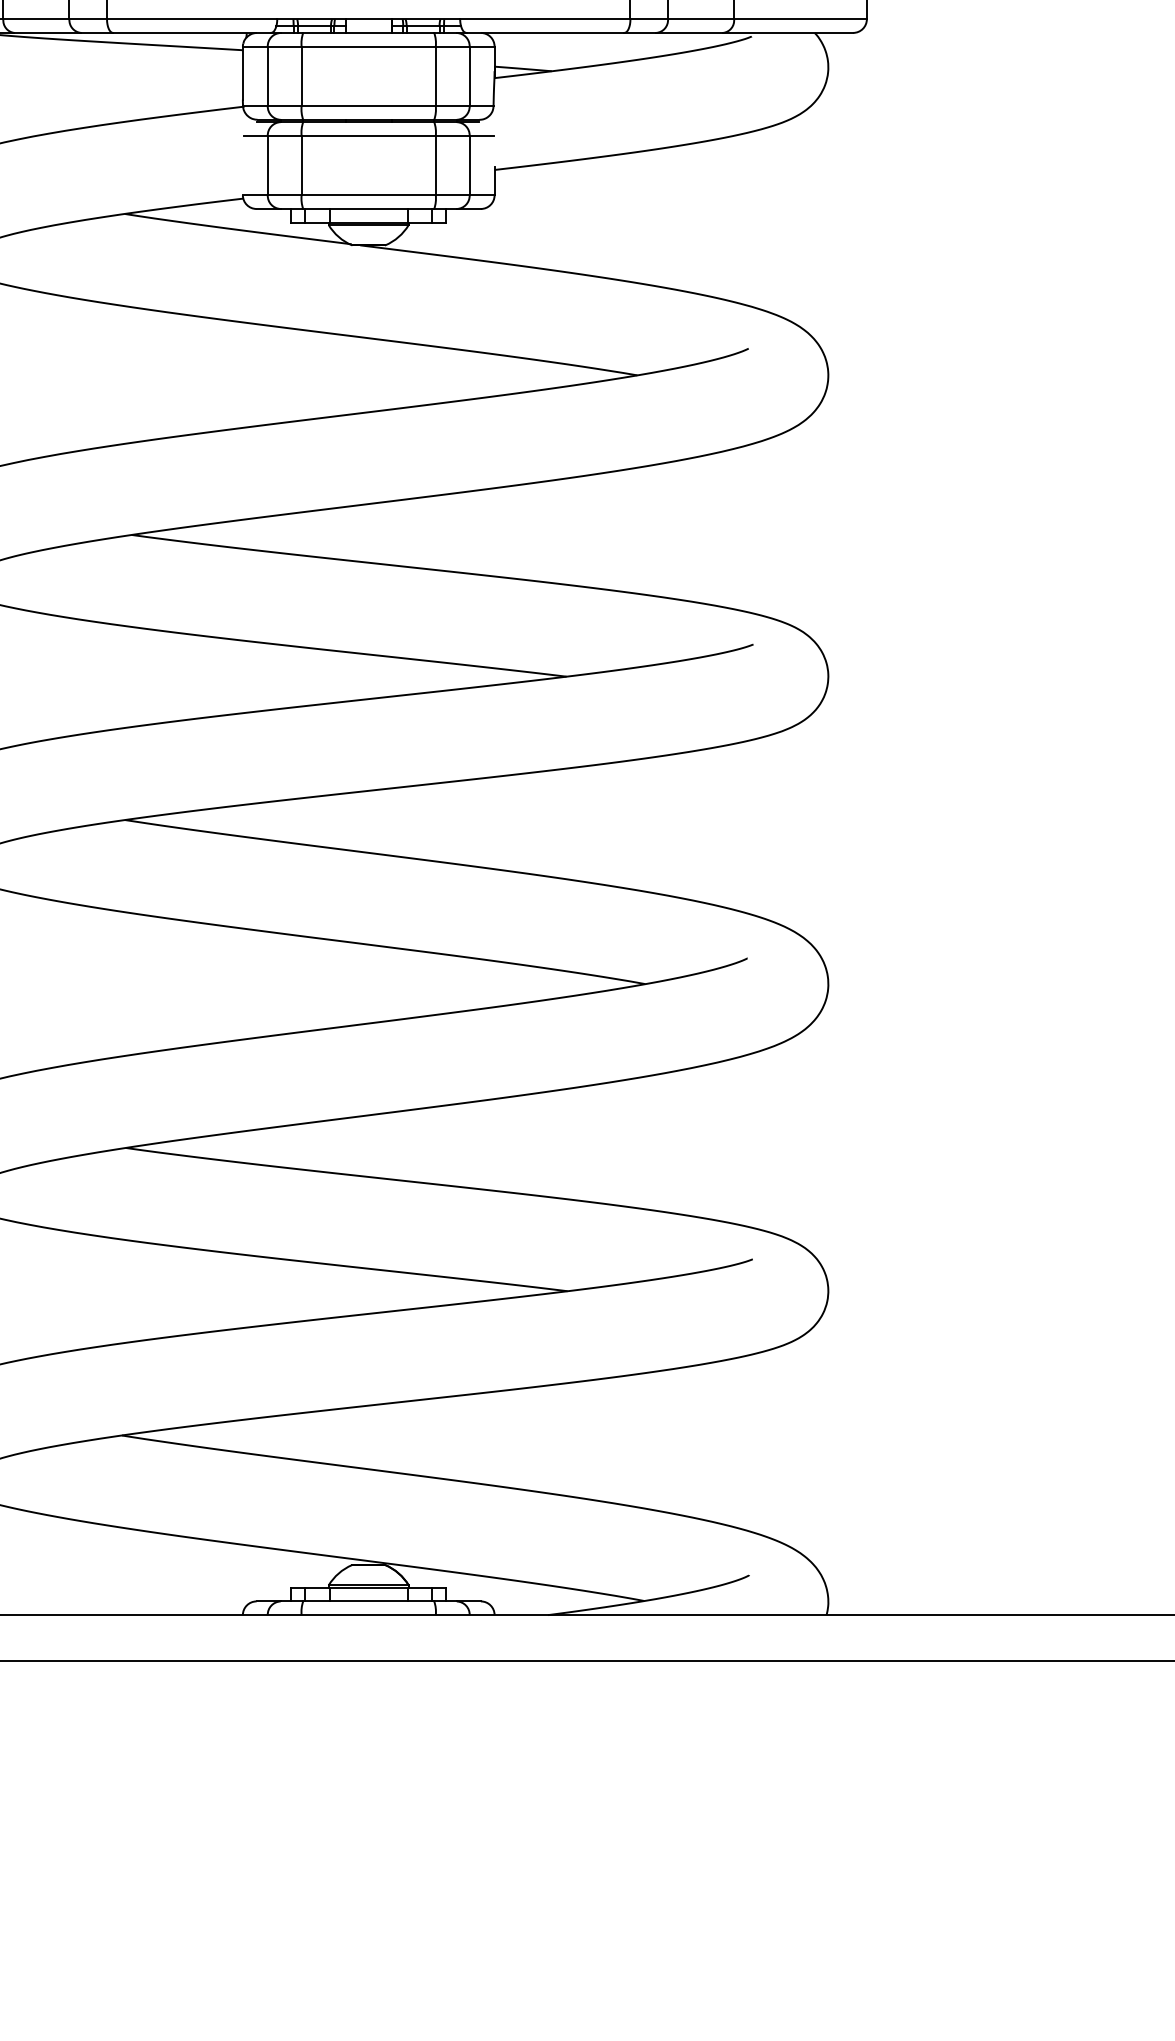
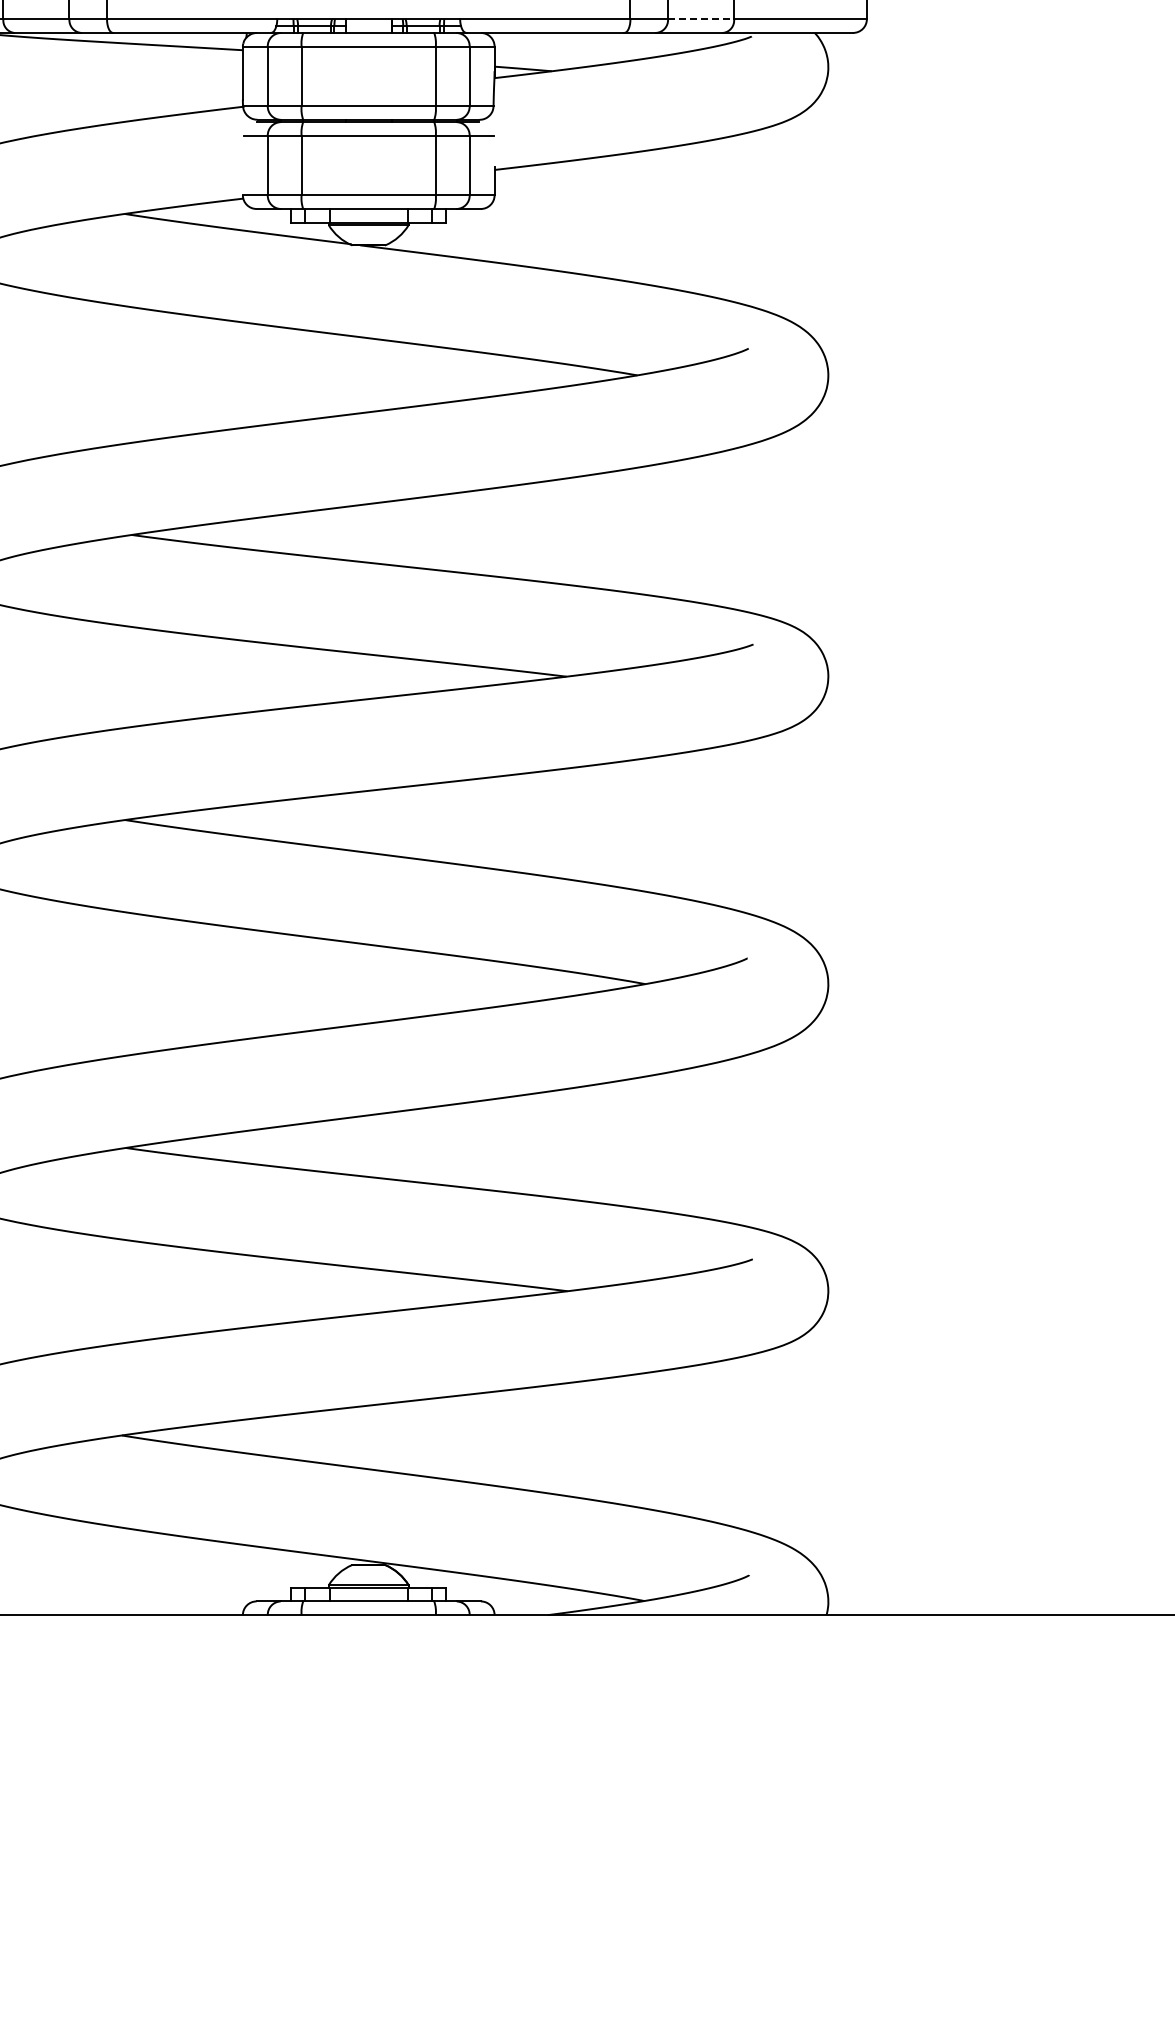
line: solid -> dashed (701, 19)
line: present -> none (586, 1660)
